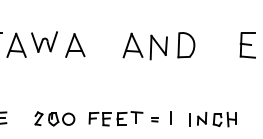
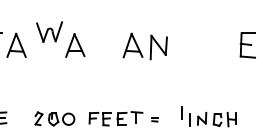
part position: (44, 41) -> (49, 31) (49, 31)
part: present -> none (186, 45)
line position: (170, 117) -> (181, 112) (181, 112)
